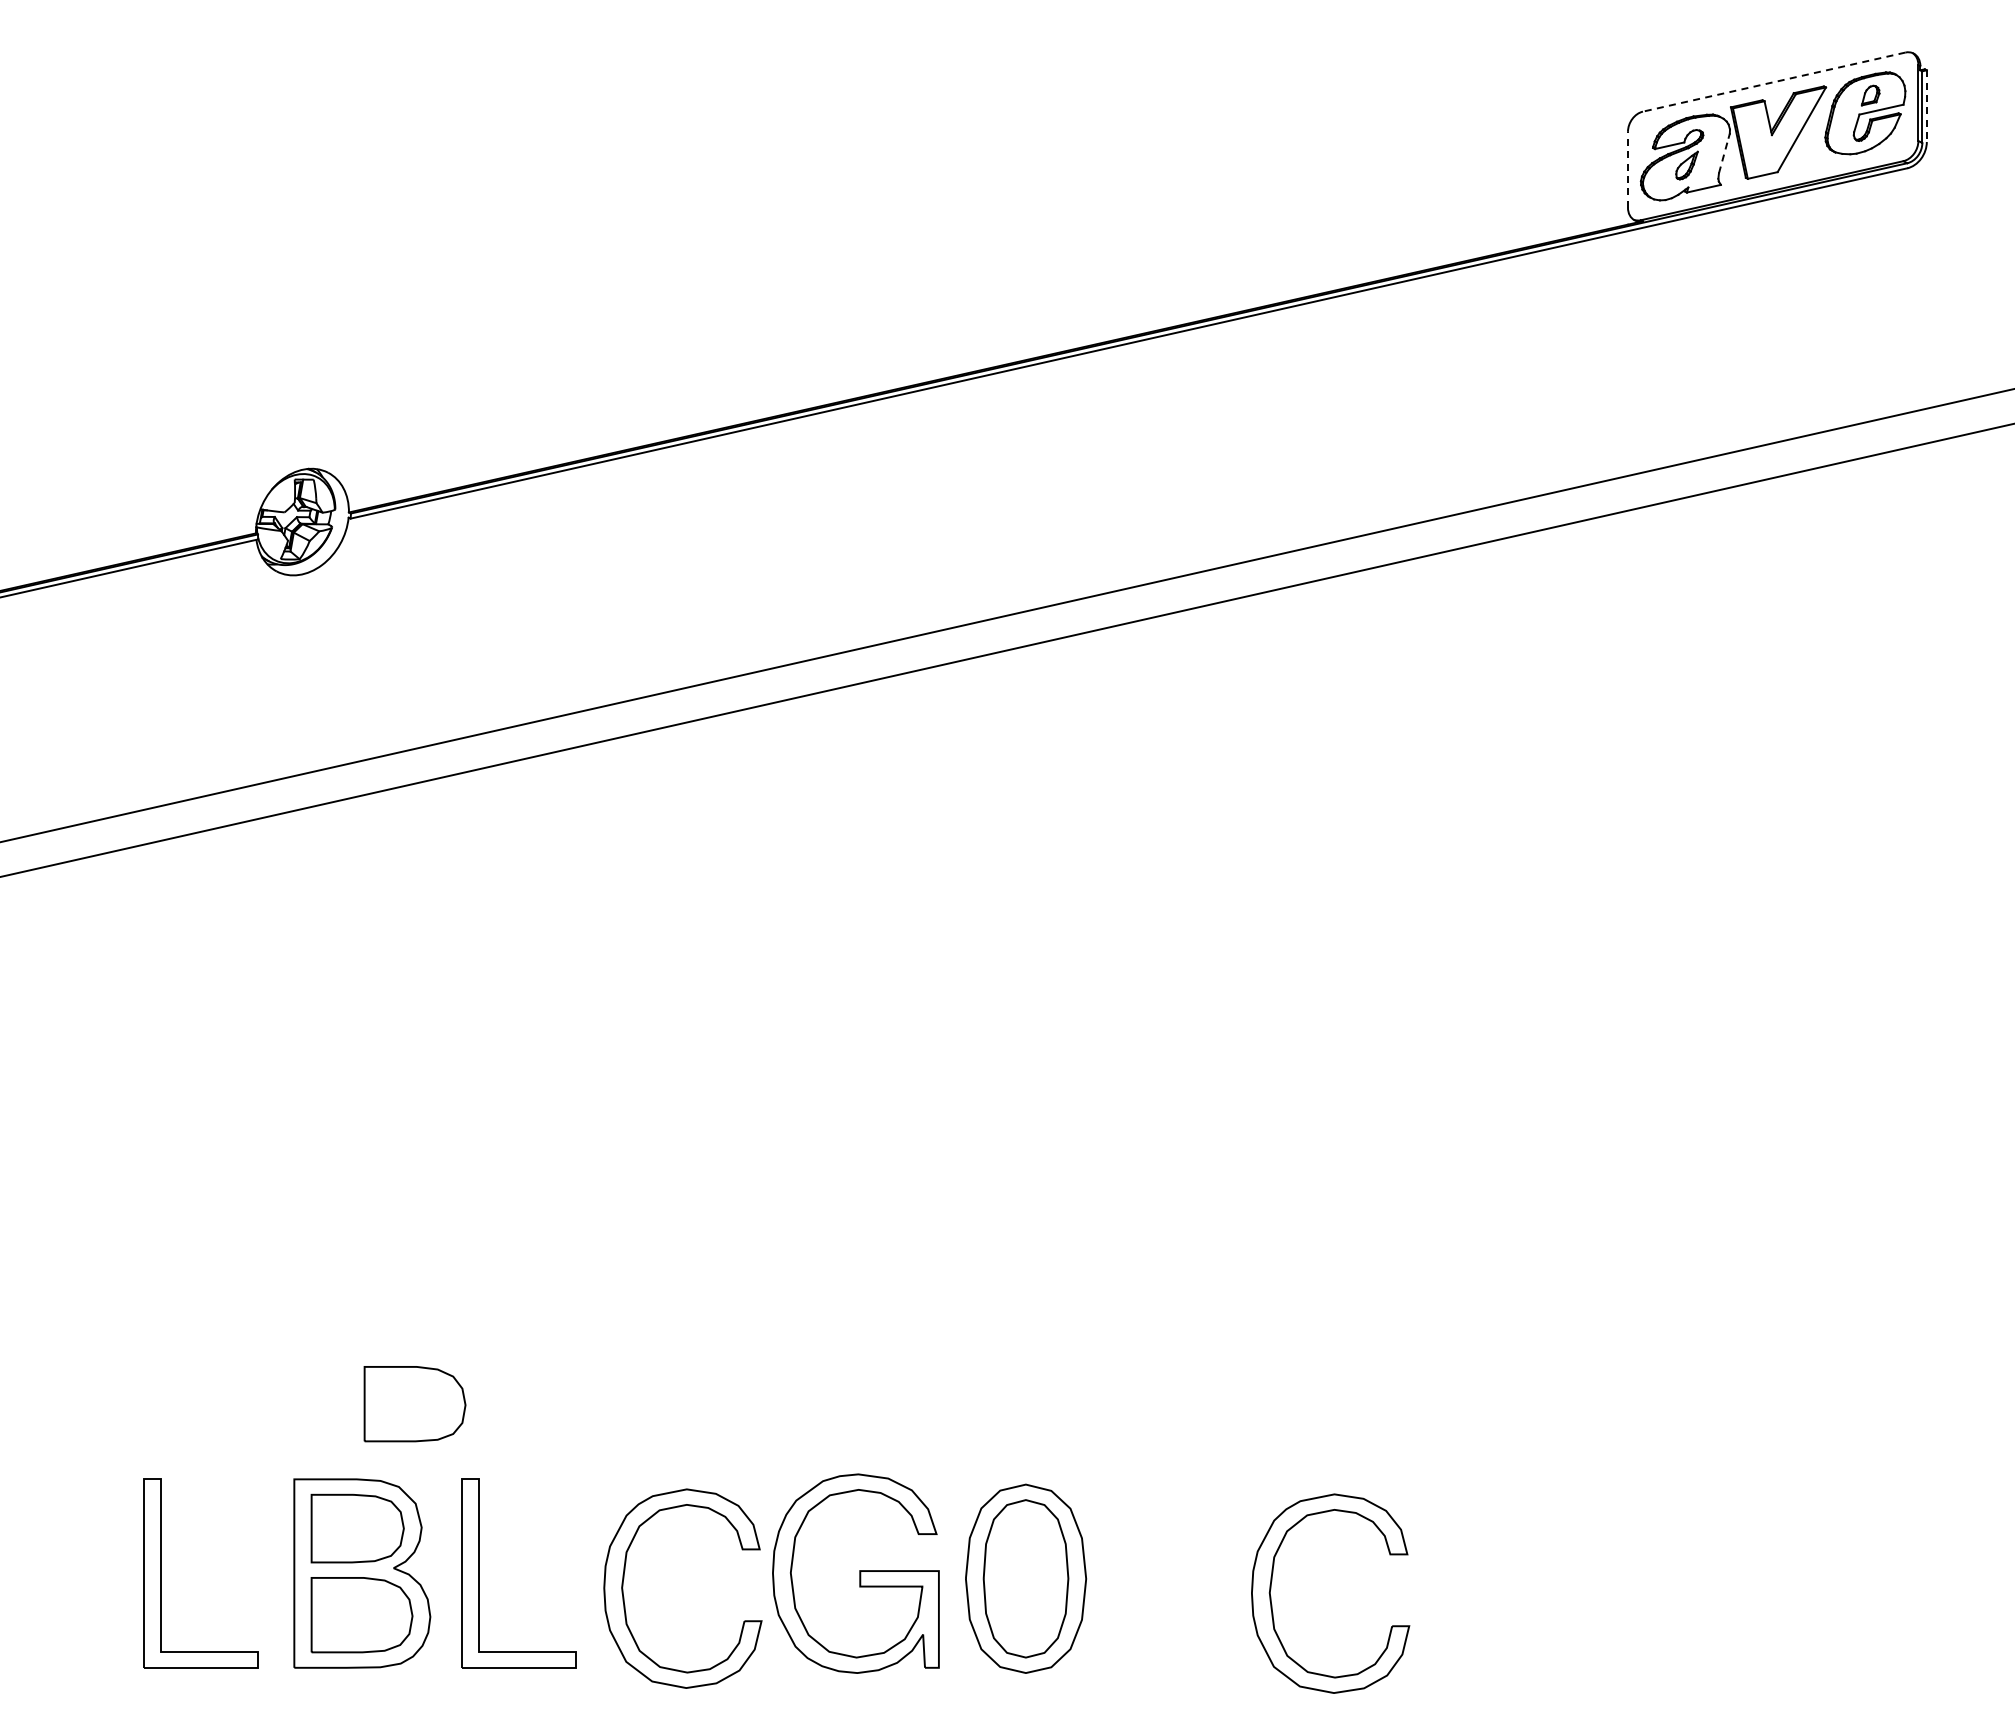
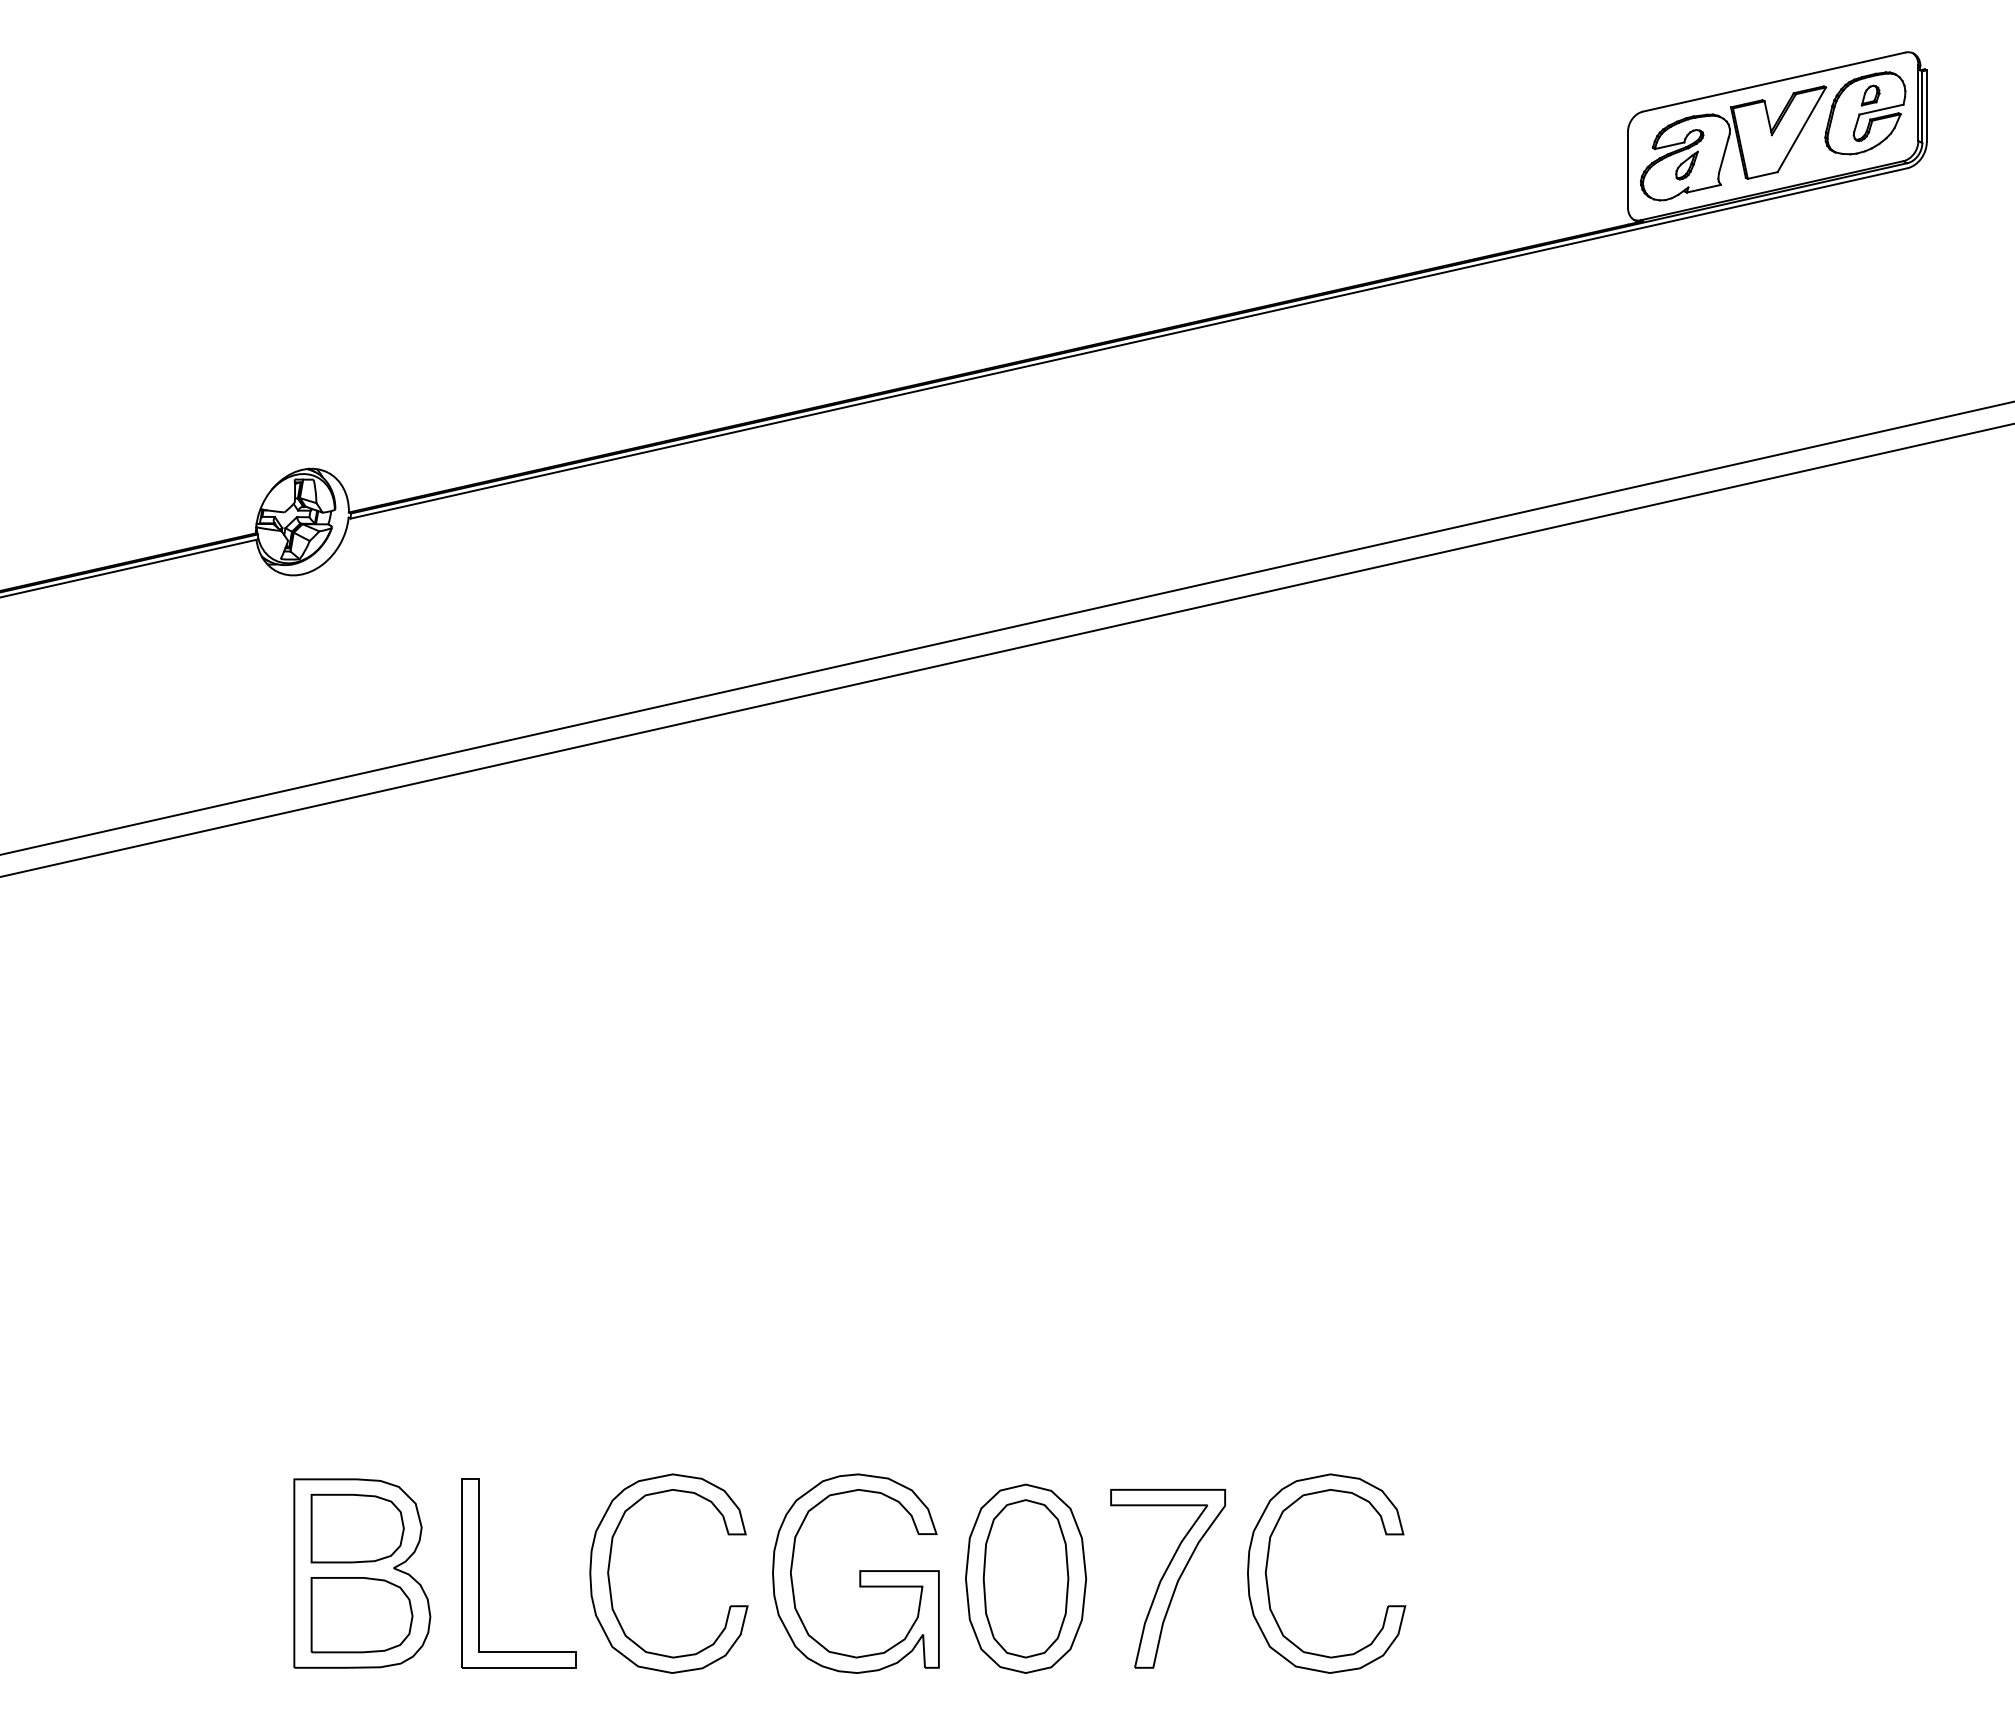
line: dashed -> solid (1773, 82)
line: dashed -> solid (1926, 106)
line: dashed -> solid (1723, 155)
line: dashed -> solid (1627, 169)
line position: (1006, 615) -> (1006, 628) (1006, 628)
part: present -> none (414, 1404)
part: present -> none (161, 1573)
part: none -> present (1167, 1578)
part position: (624, 1596) -> (610, 1581) (610, 1581)
part position: (1272, 1604) -> (1268, 1584) (1268, 1584)
